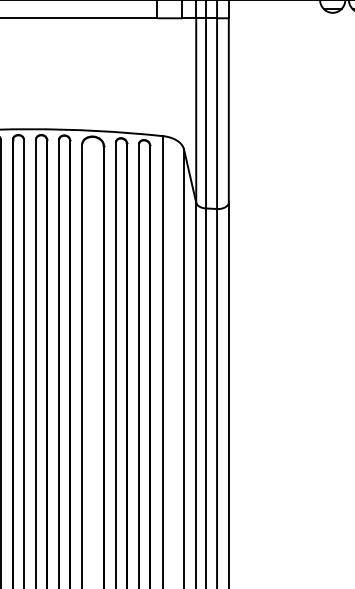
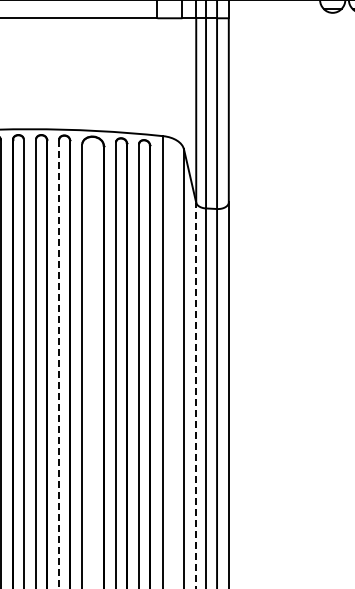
line: solid -> dashed (59, 364)
line: solid -> dashed (196, 395)
